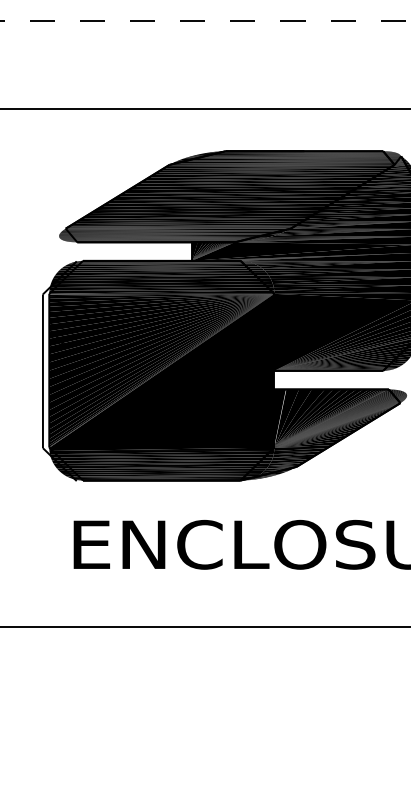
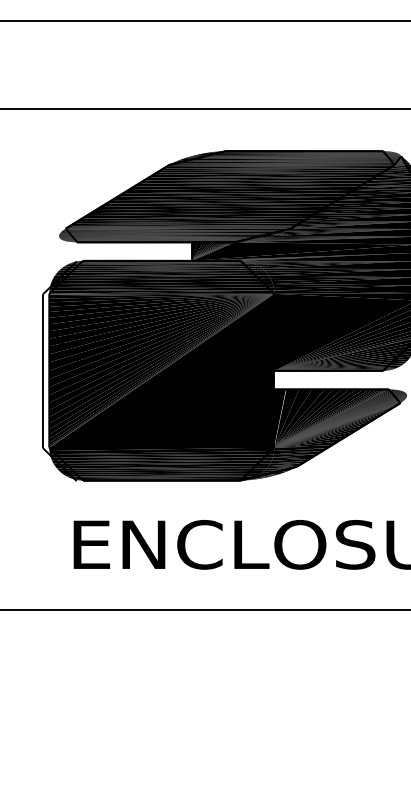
line: dashed -> solid (204, 21)
line position: (204, 626) -> (204, 609) (204, 609)
